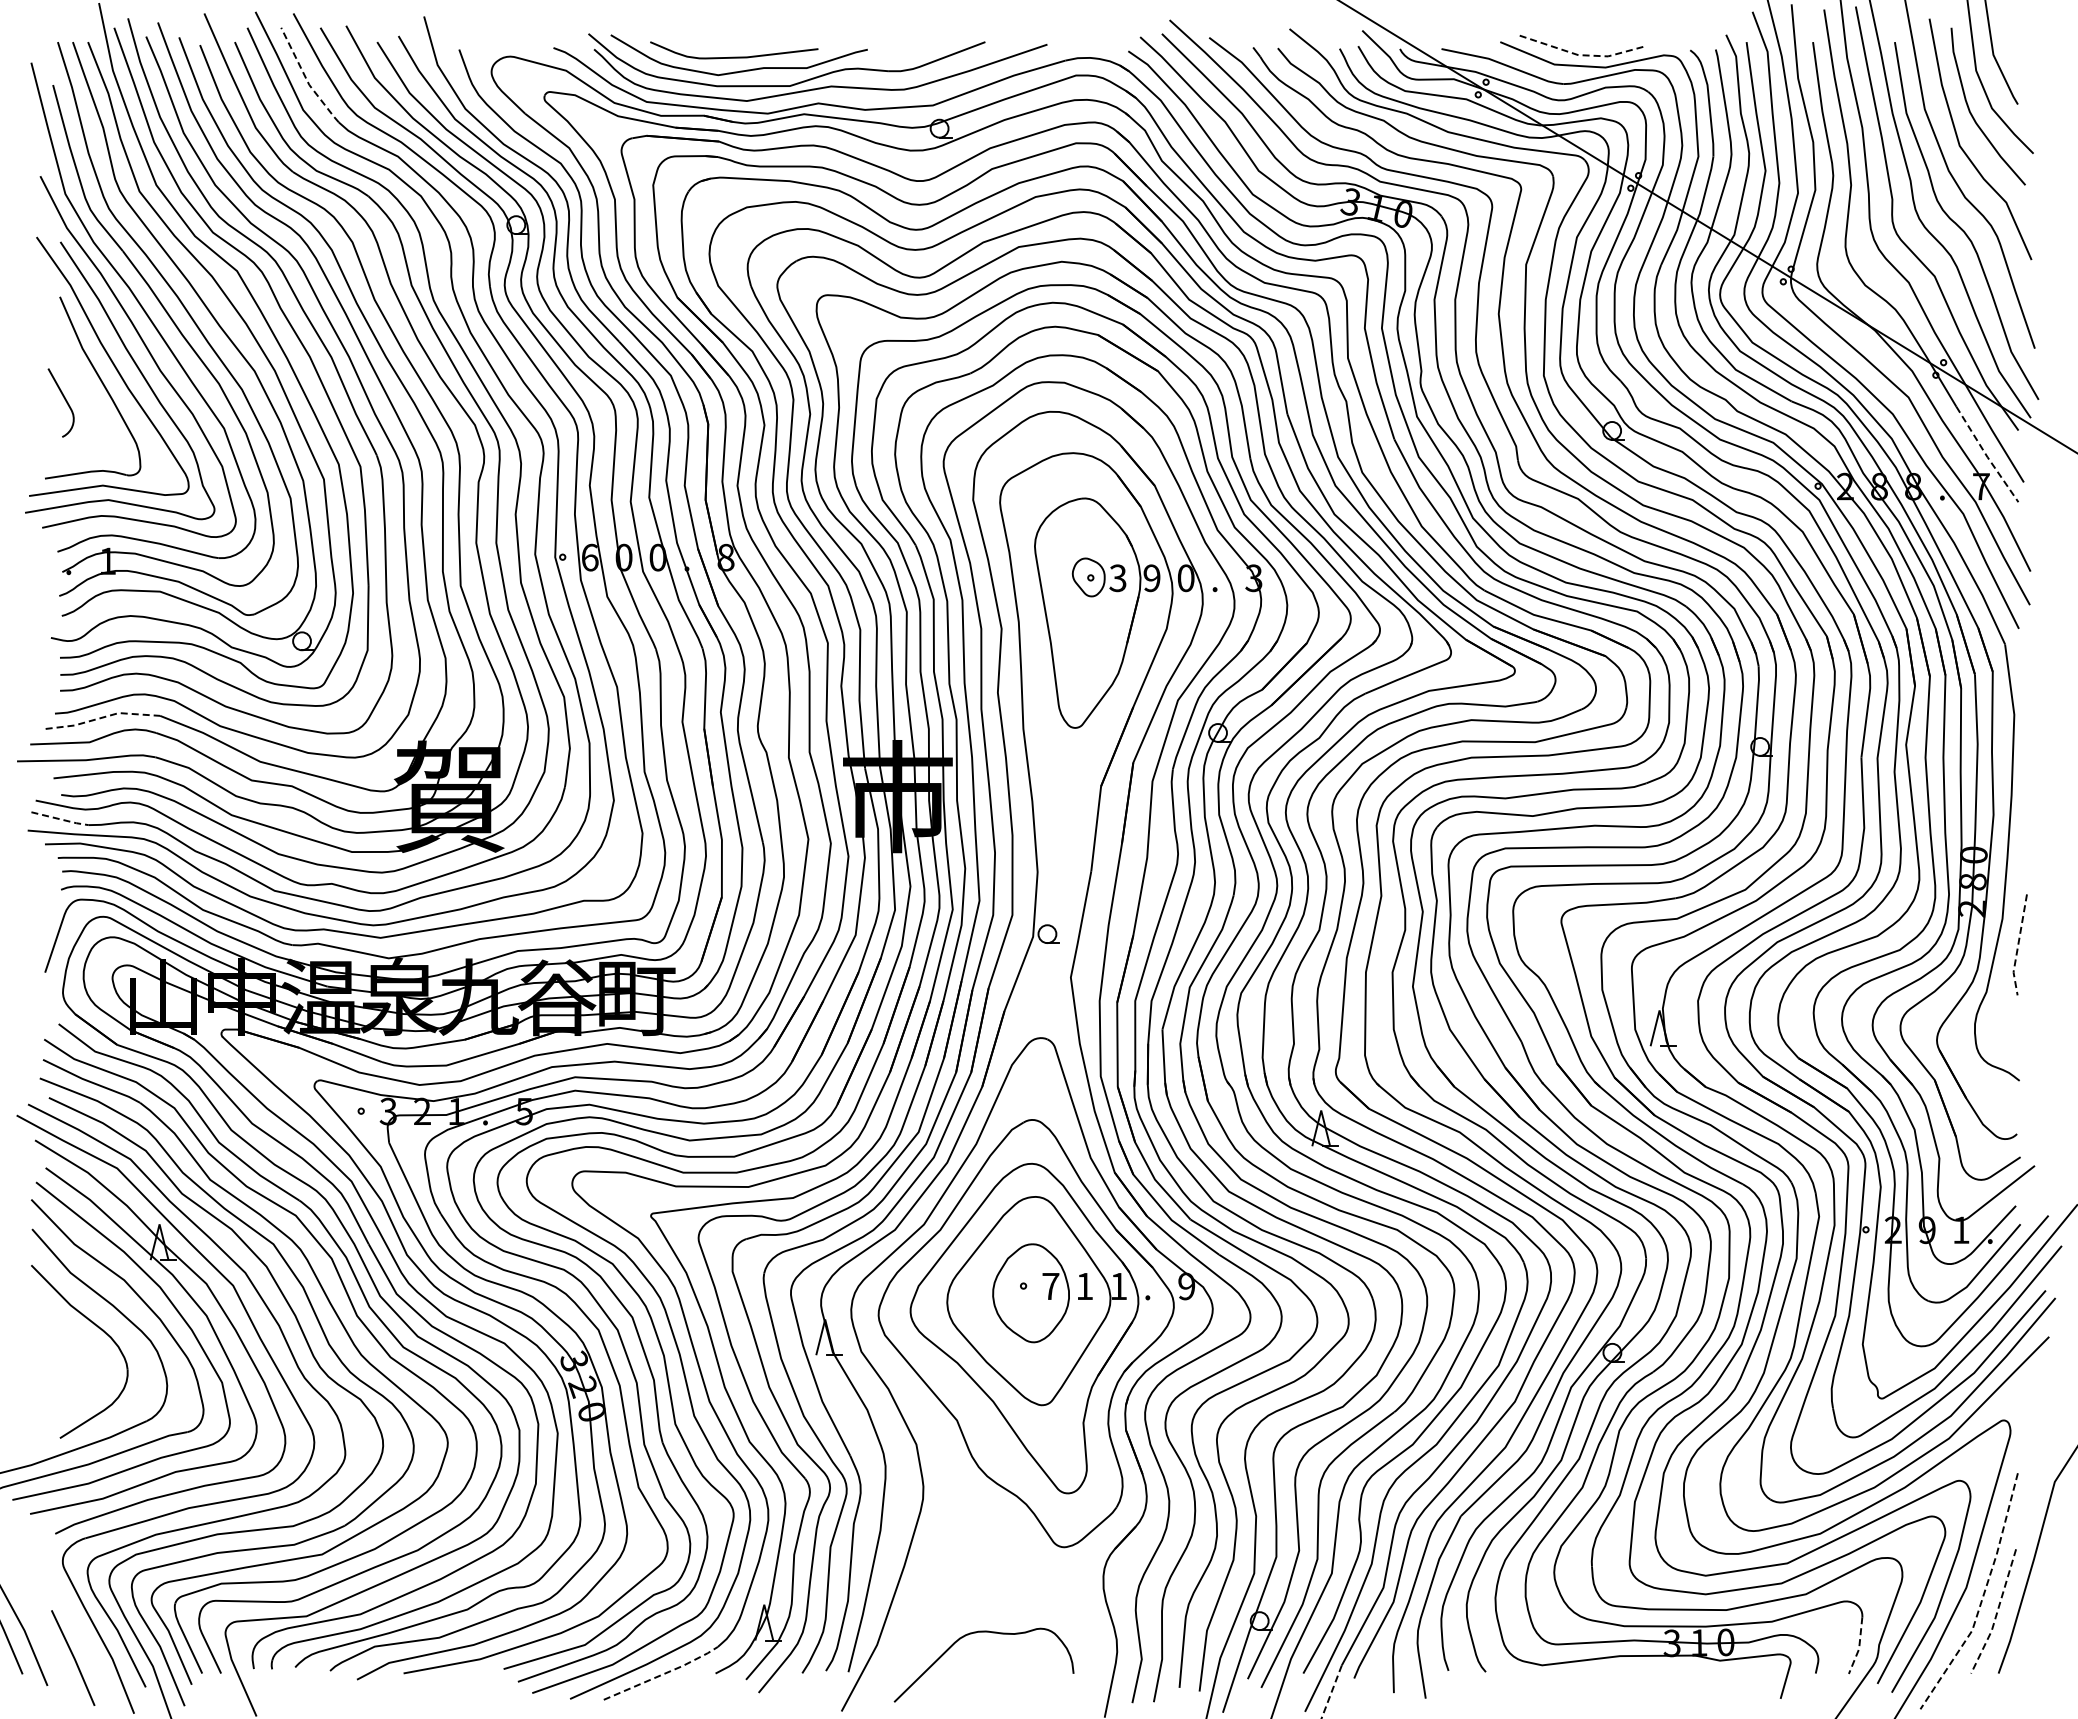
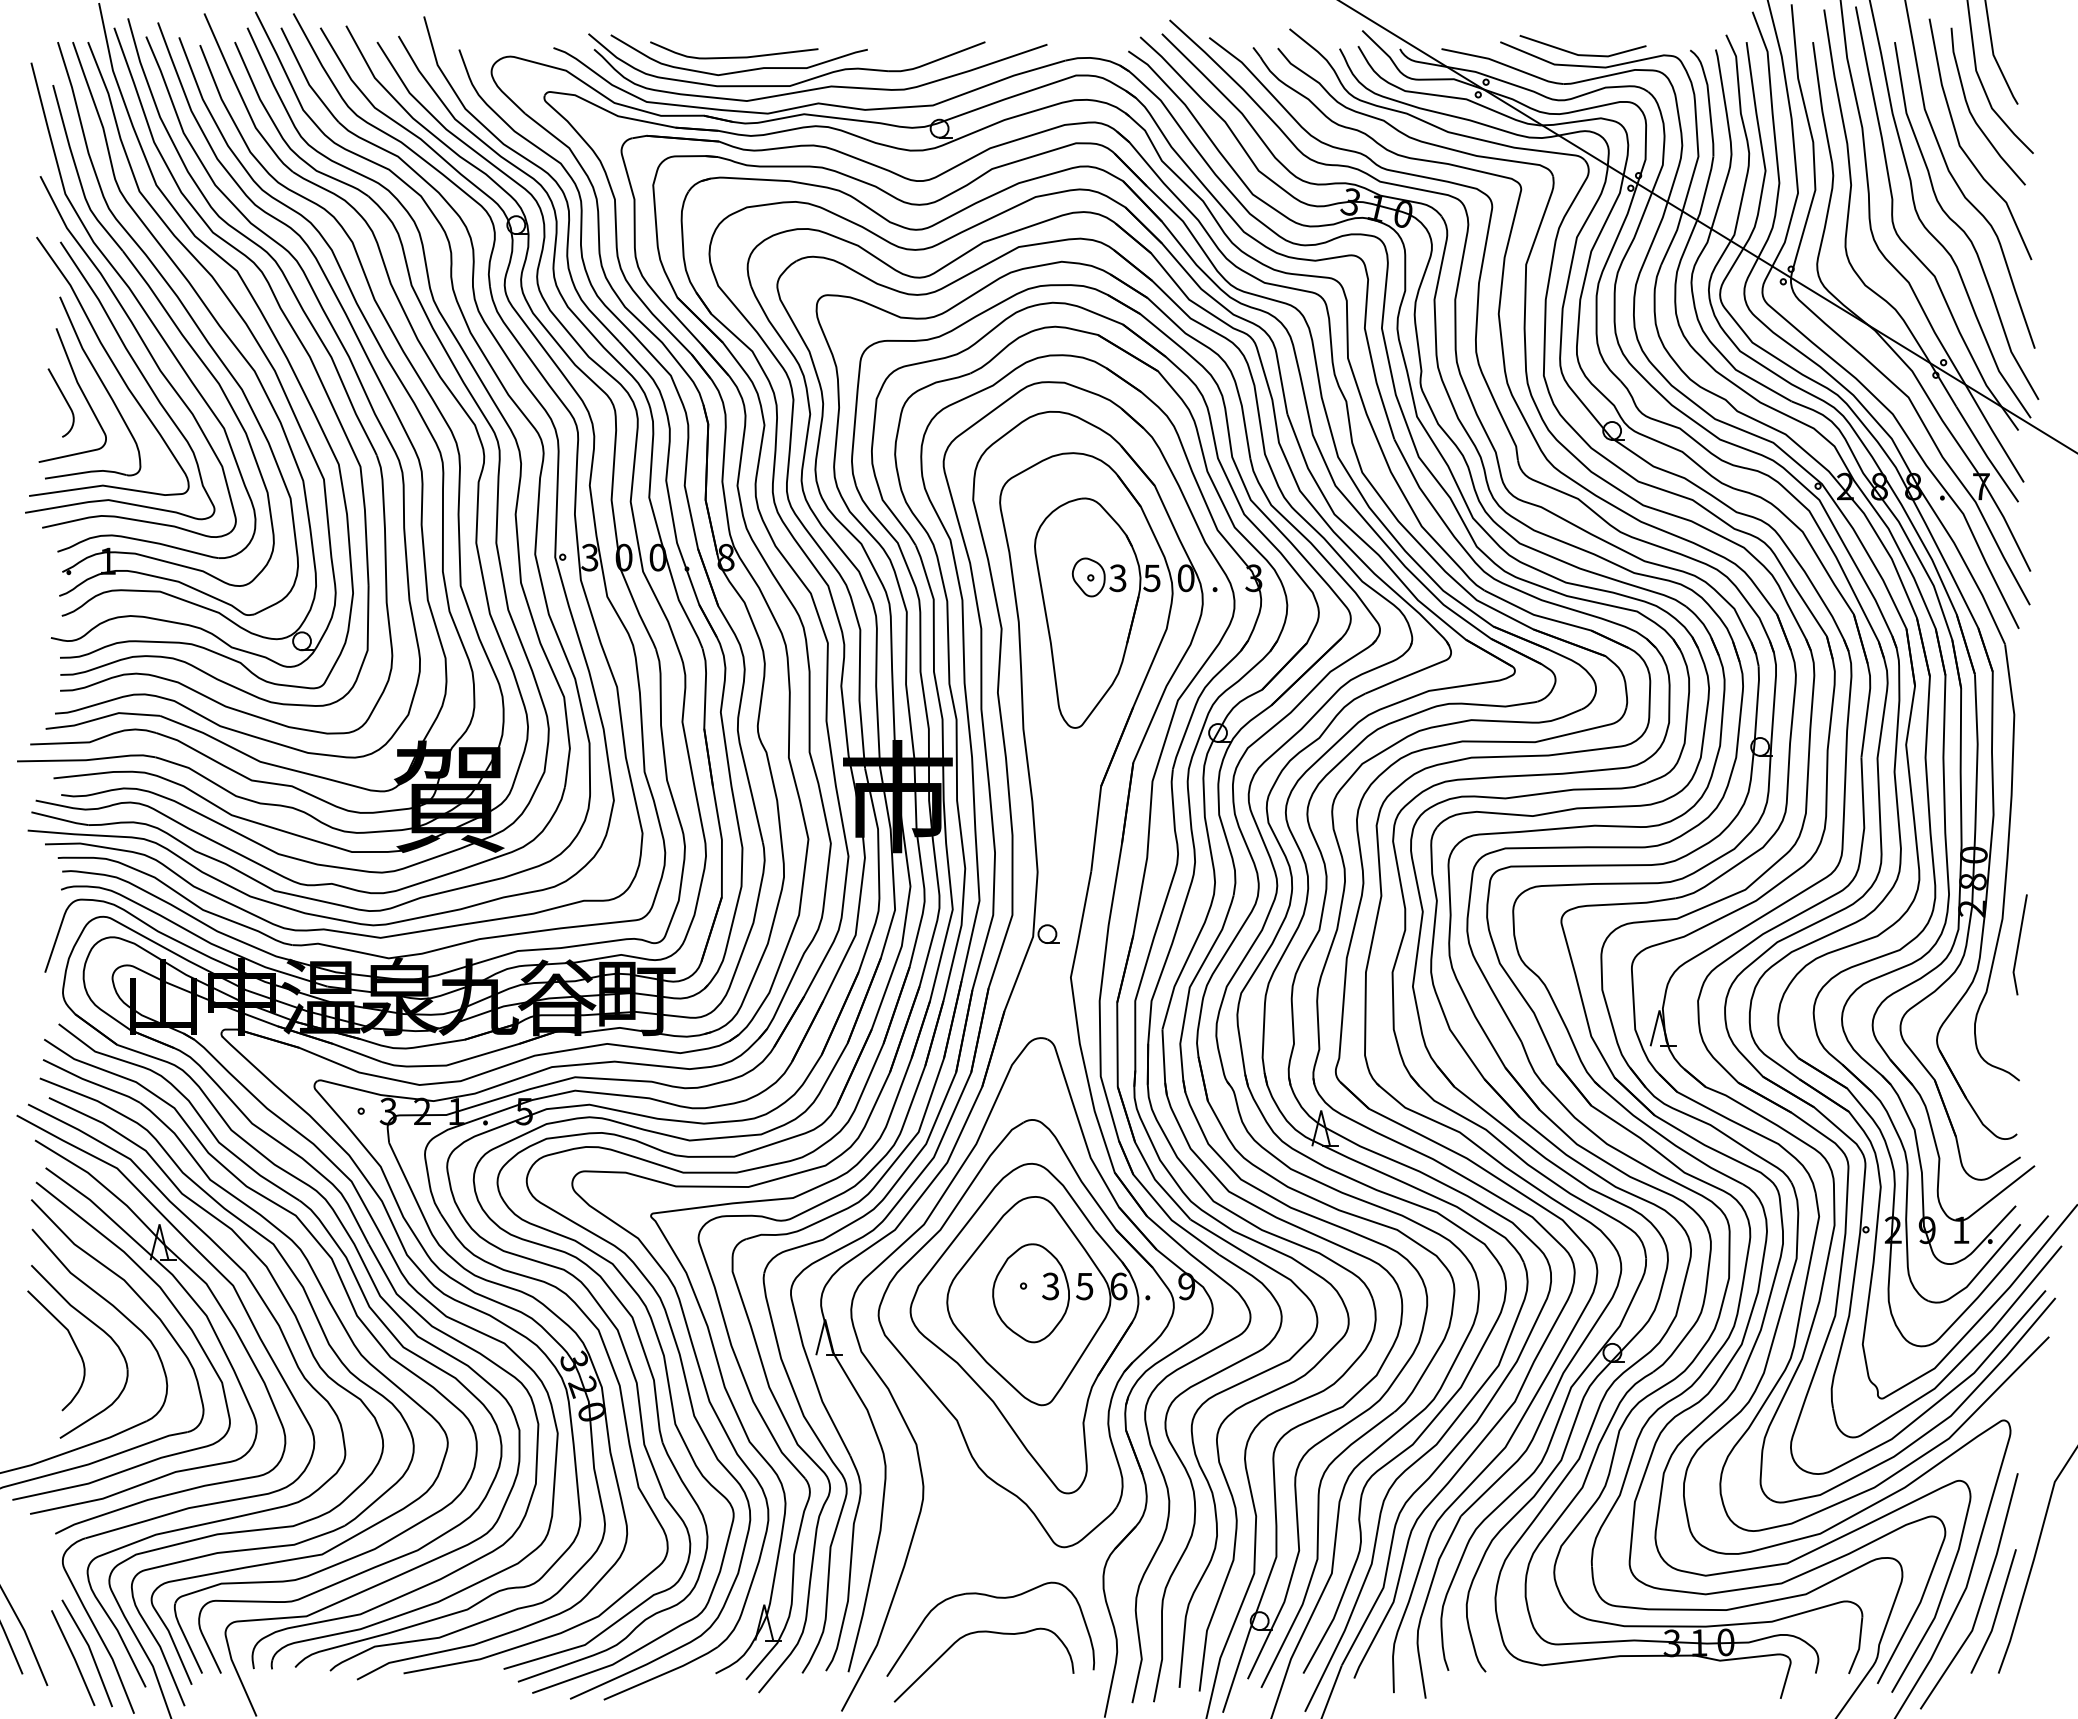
line: dashed -> solid (1582, 55)
line: dashed -> solid (306, 78)
curve: none -> present (80, 390)
line: dashed -> solid (1986, 455)
text: 6 -> 3 (589, 557)
text: 9 -> 5 (1151, 578)
line: dashed -> solid (102, 717)
line: dashed -> solid (61, 819)
line: dashed -> solid (2018, 946)
text: 7 -> 3 (1050, 1286)
text: 1 -> 5 (1084, 1286)
text: 1 -> 6 (1118, 1286)
curve: none -> present (72, 1341)
line: dashed -> solid (1982, 1597)
part: none -> present (995, 1598)
line: dashed -> solid (1996, 1613)
line: dashed -> solid (1859, 1647)
line: none -> present (89, 1651)
line: dashed -> solid (663, 1674)
line: dashed -> solid (1331, 1692)
